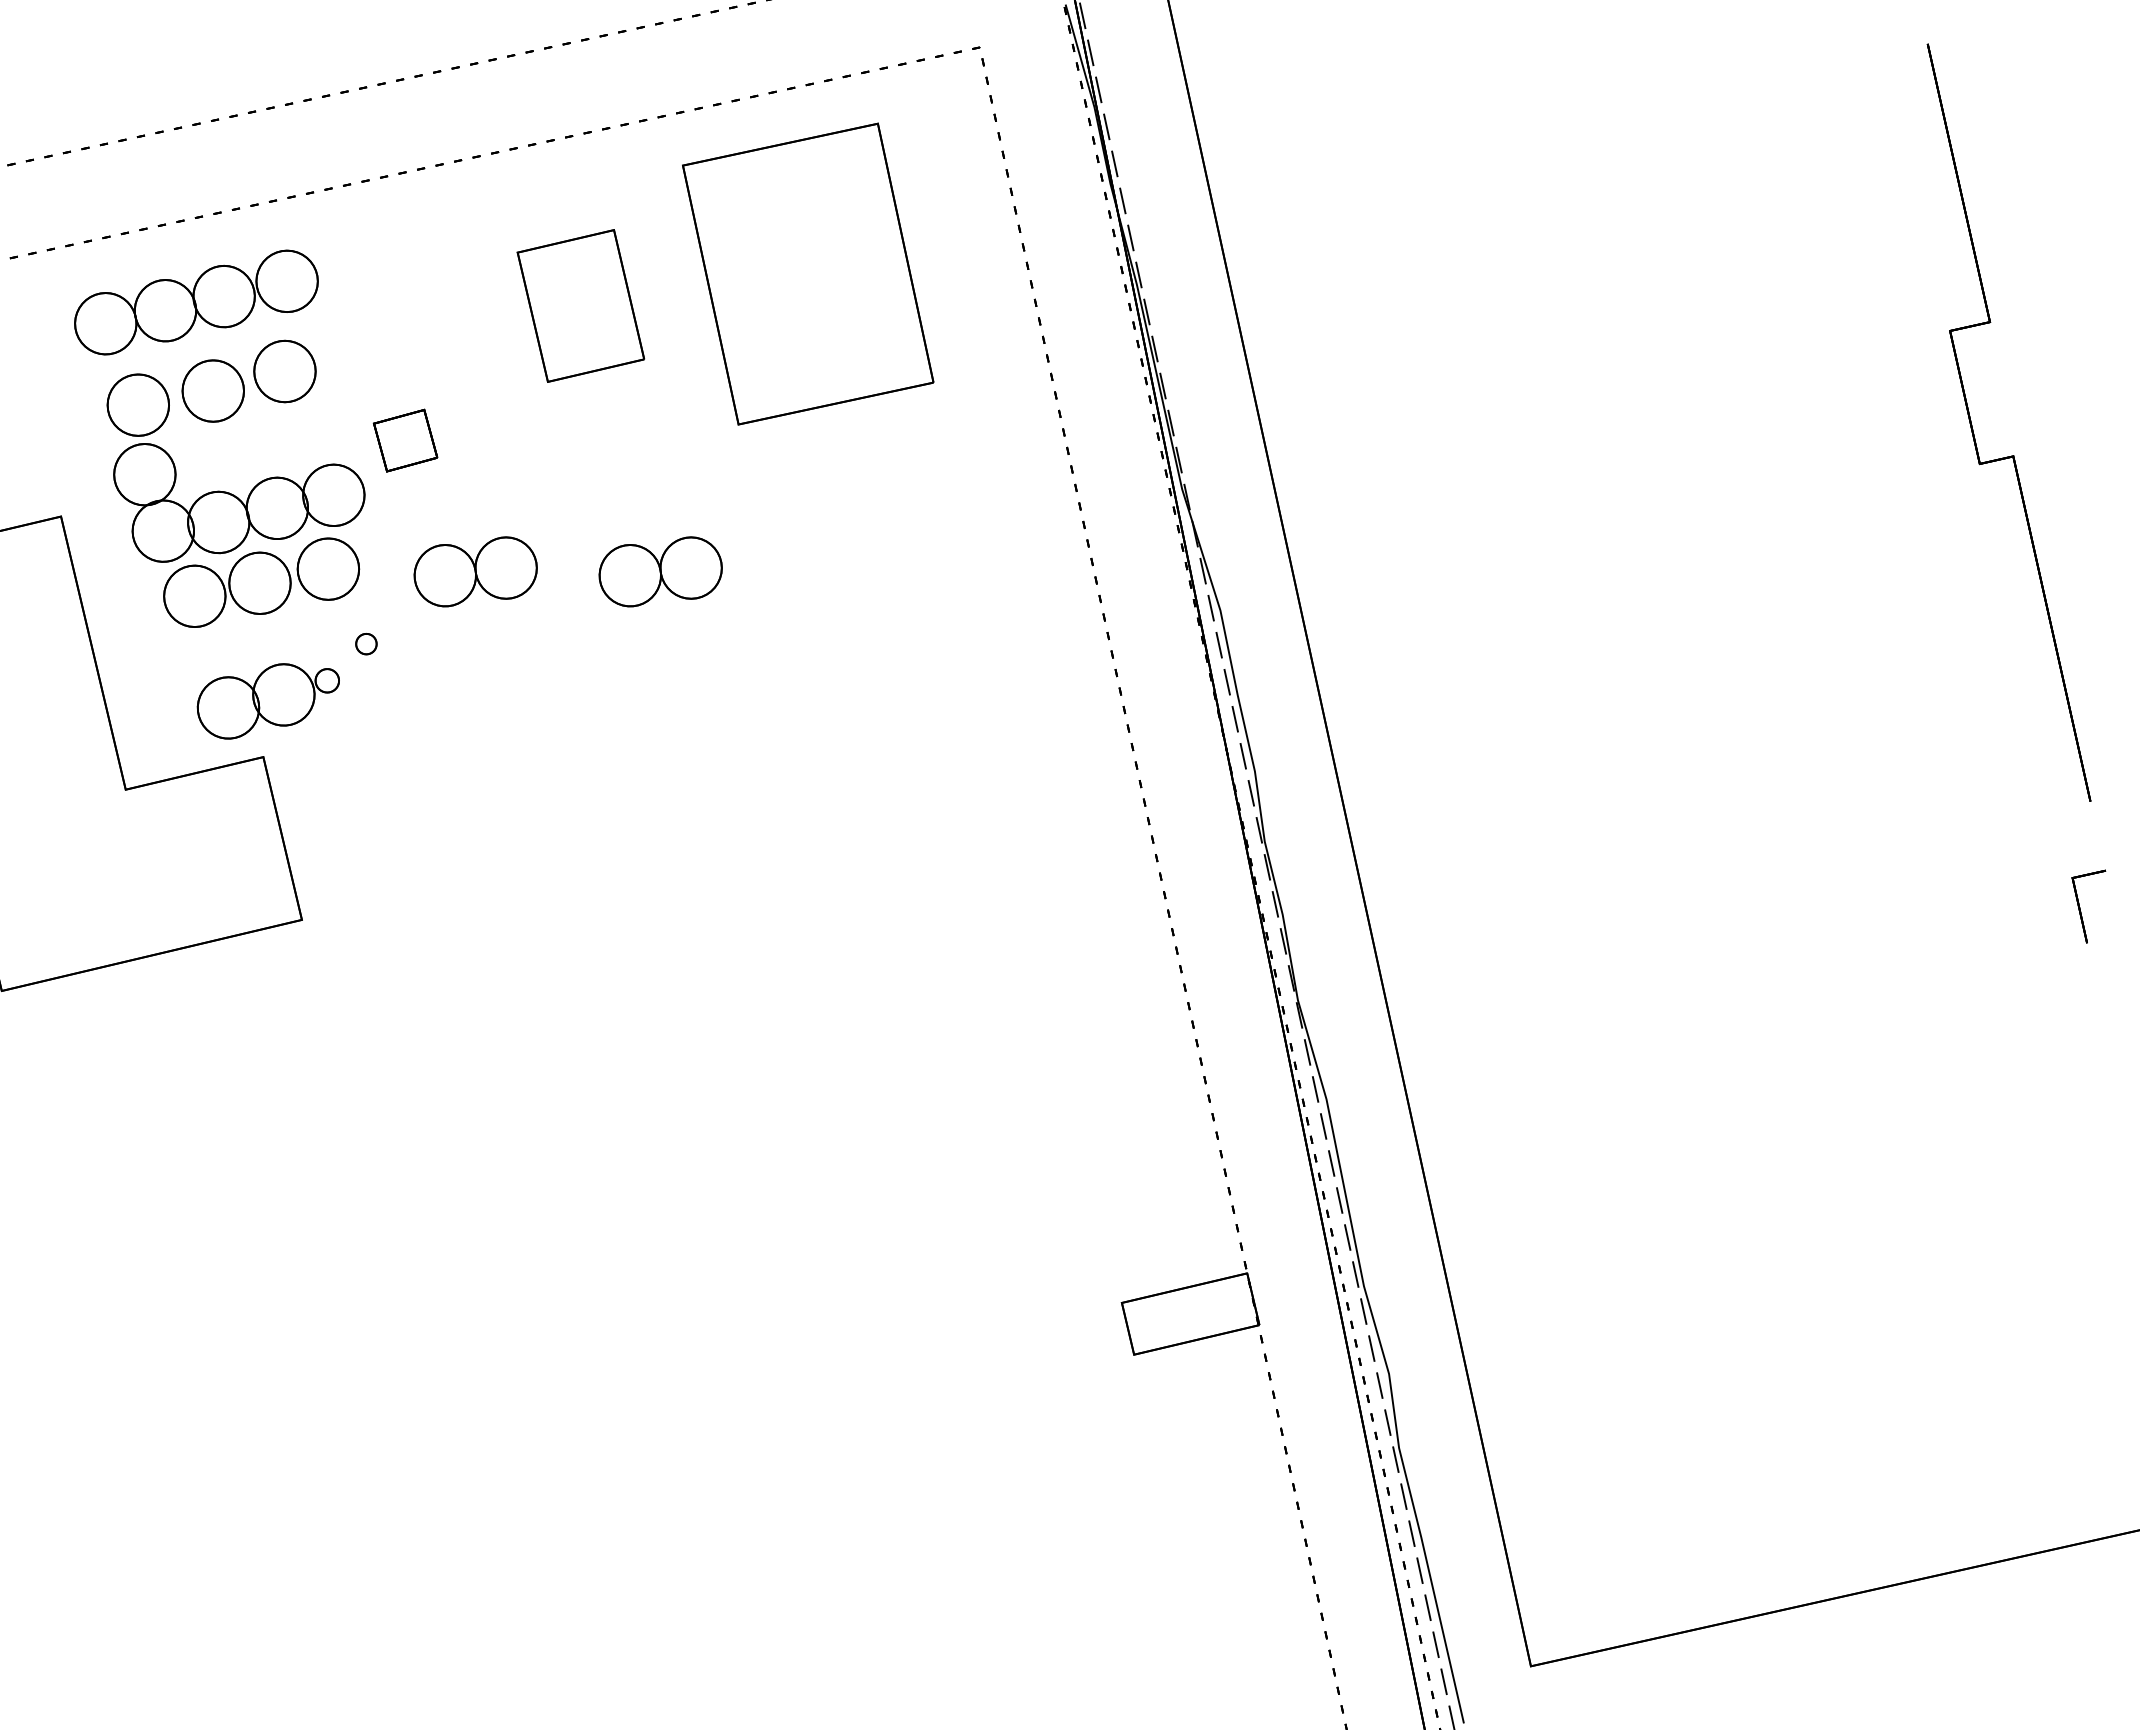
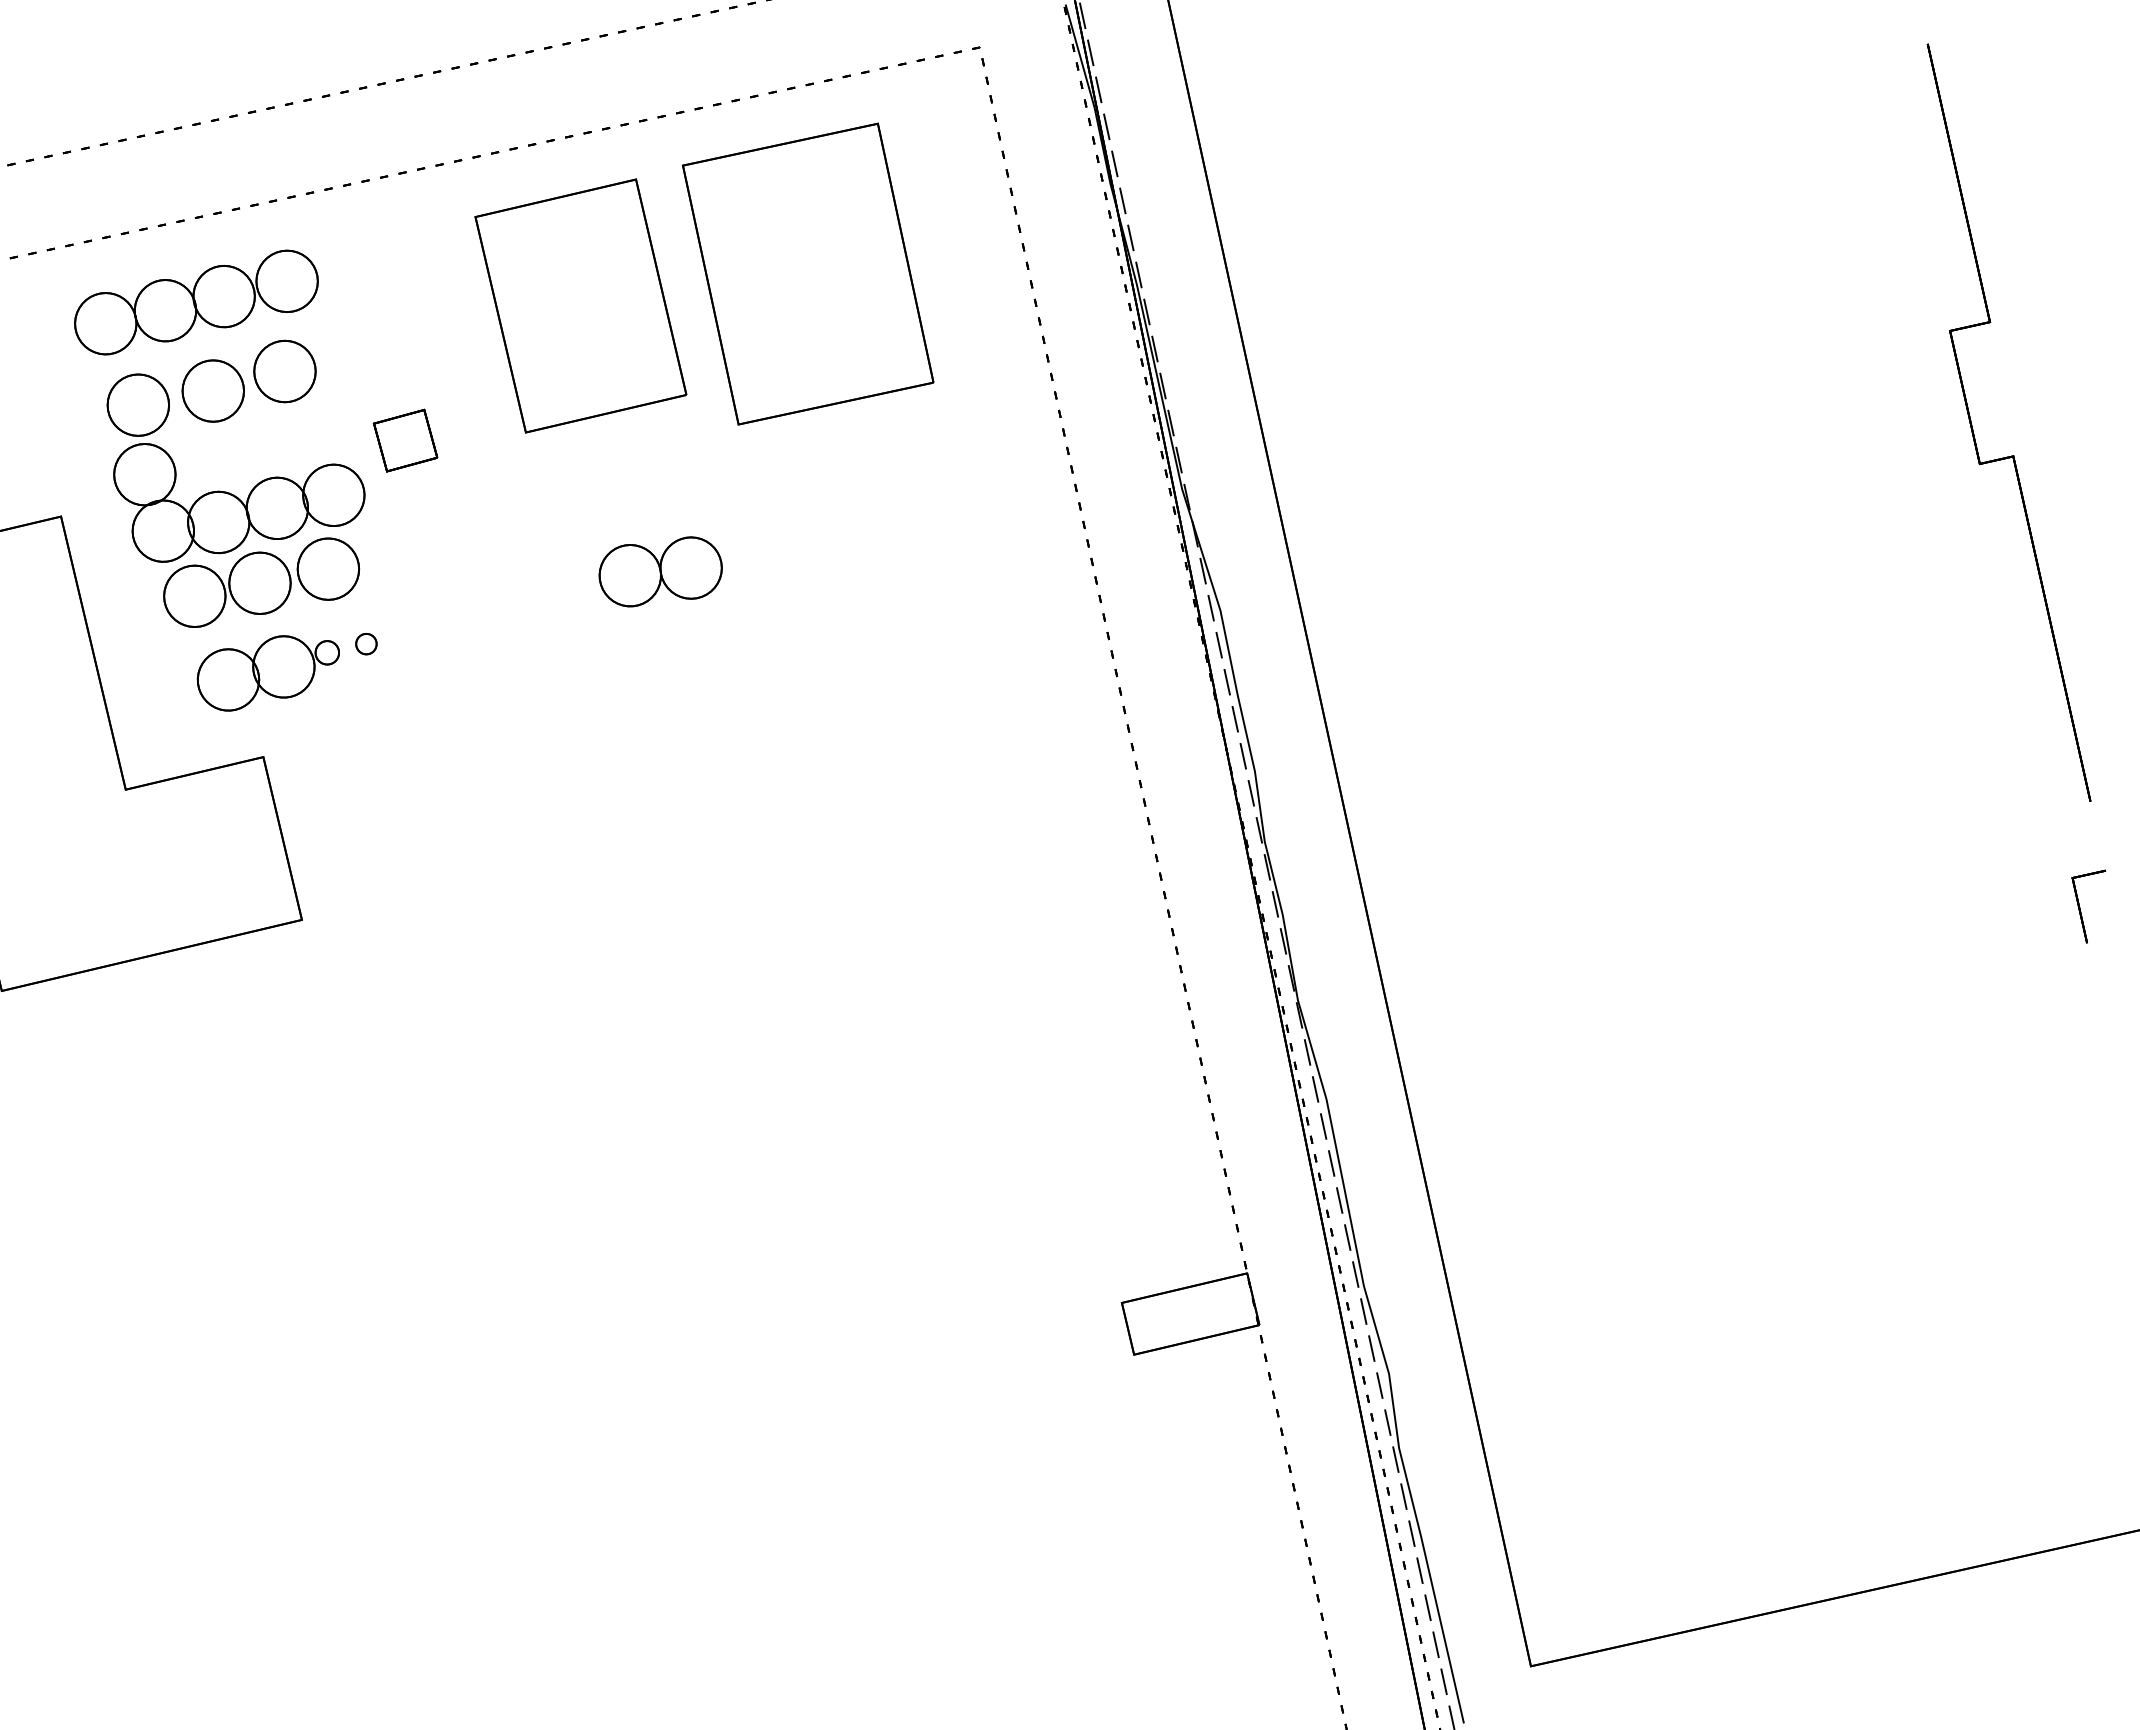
part size: 130x154 px -> 214x256 px (580, 305)
part: present -> none (475, 571)
part position: (267, 701) -> (267, 673) (267, 673)
